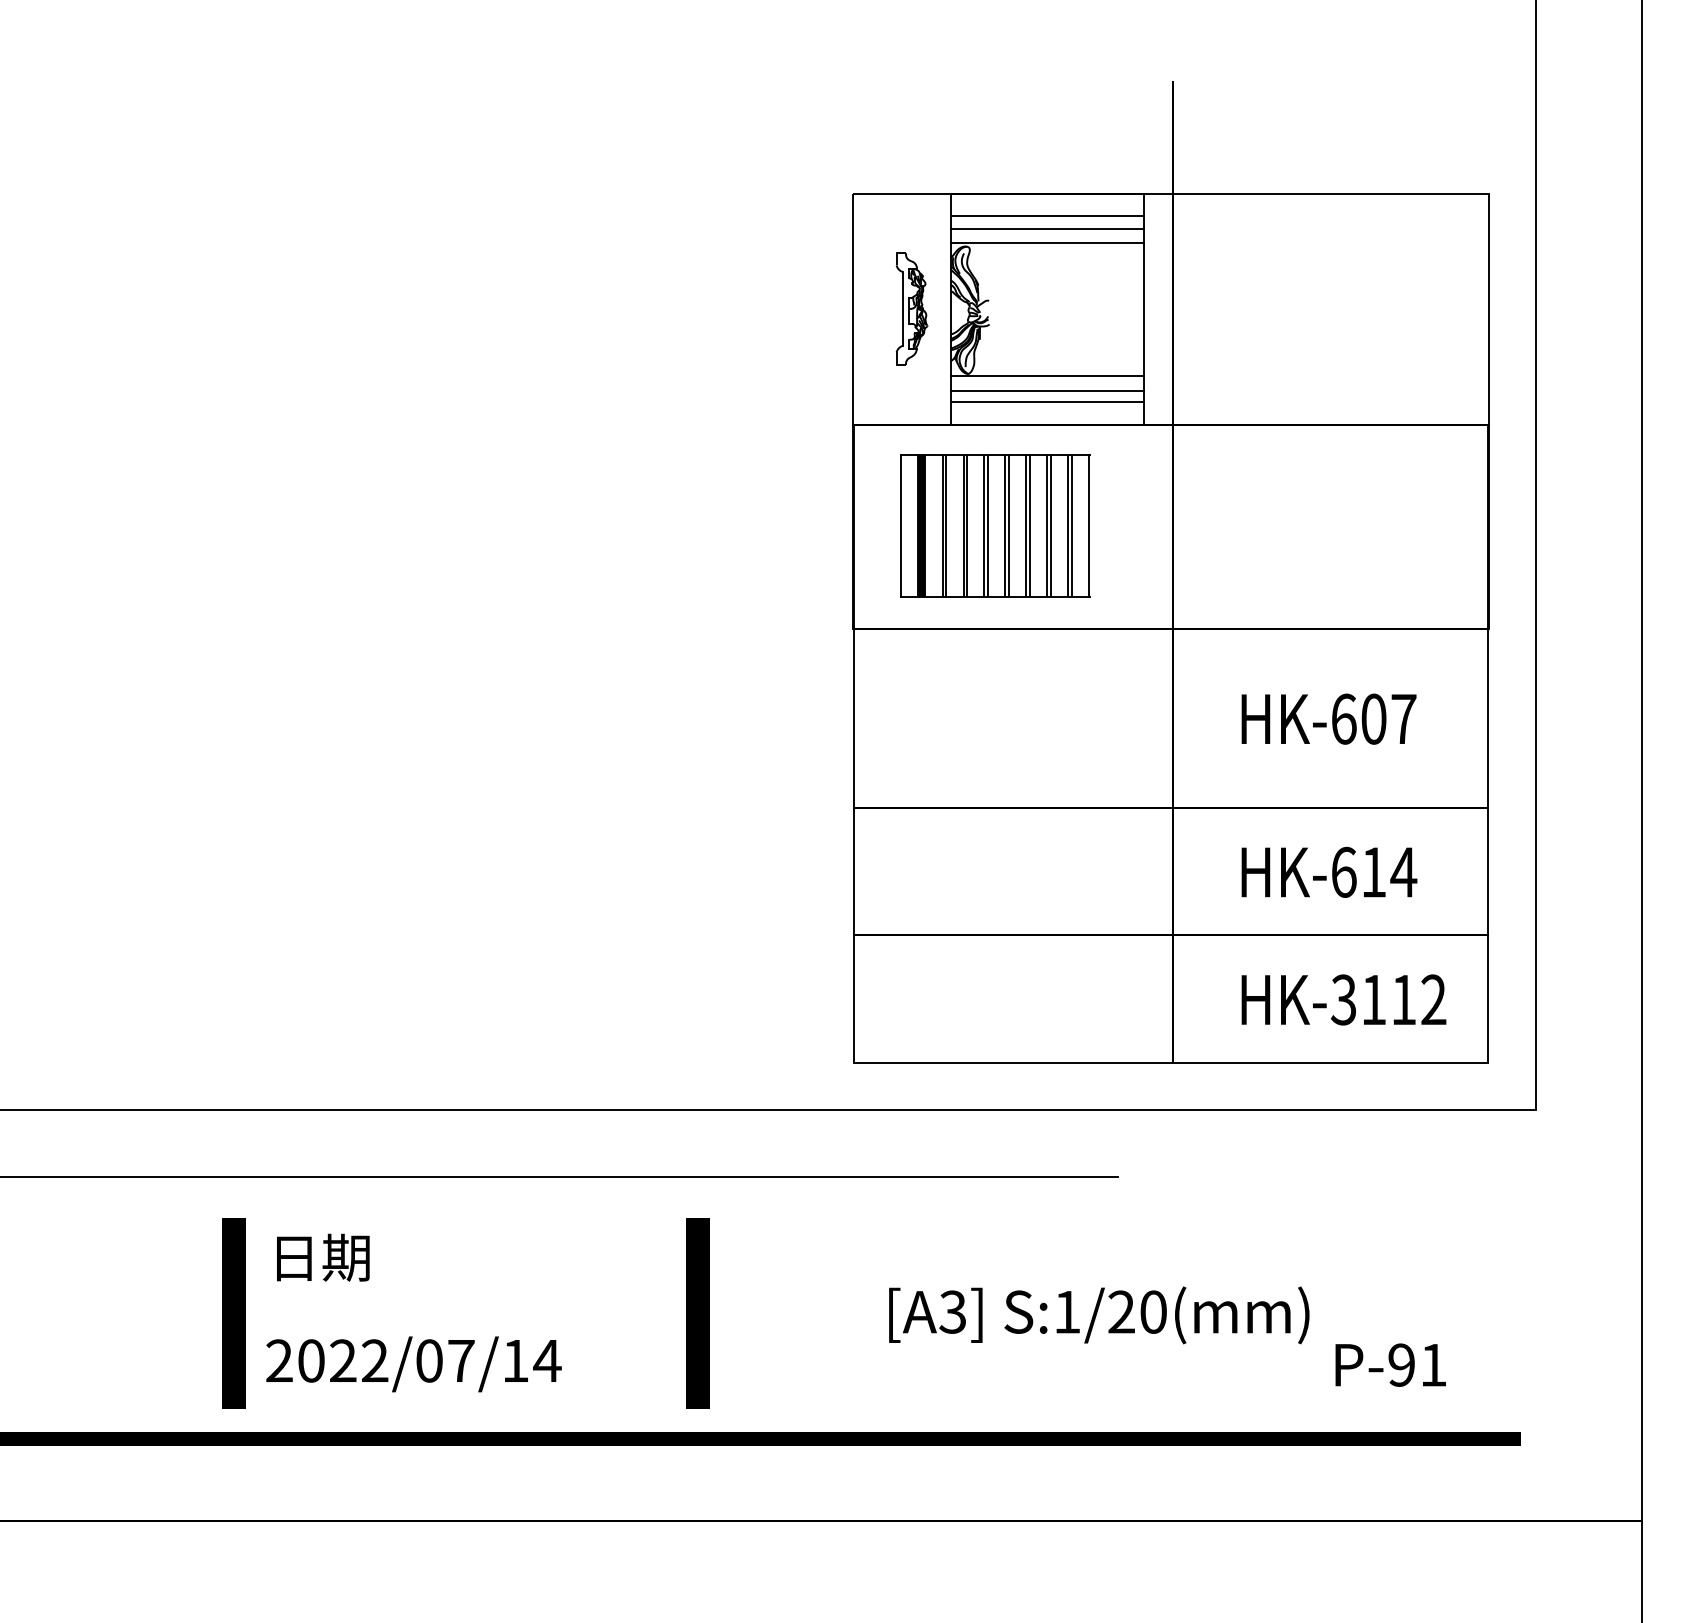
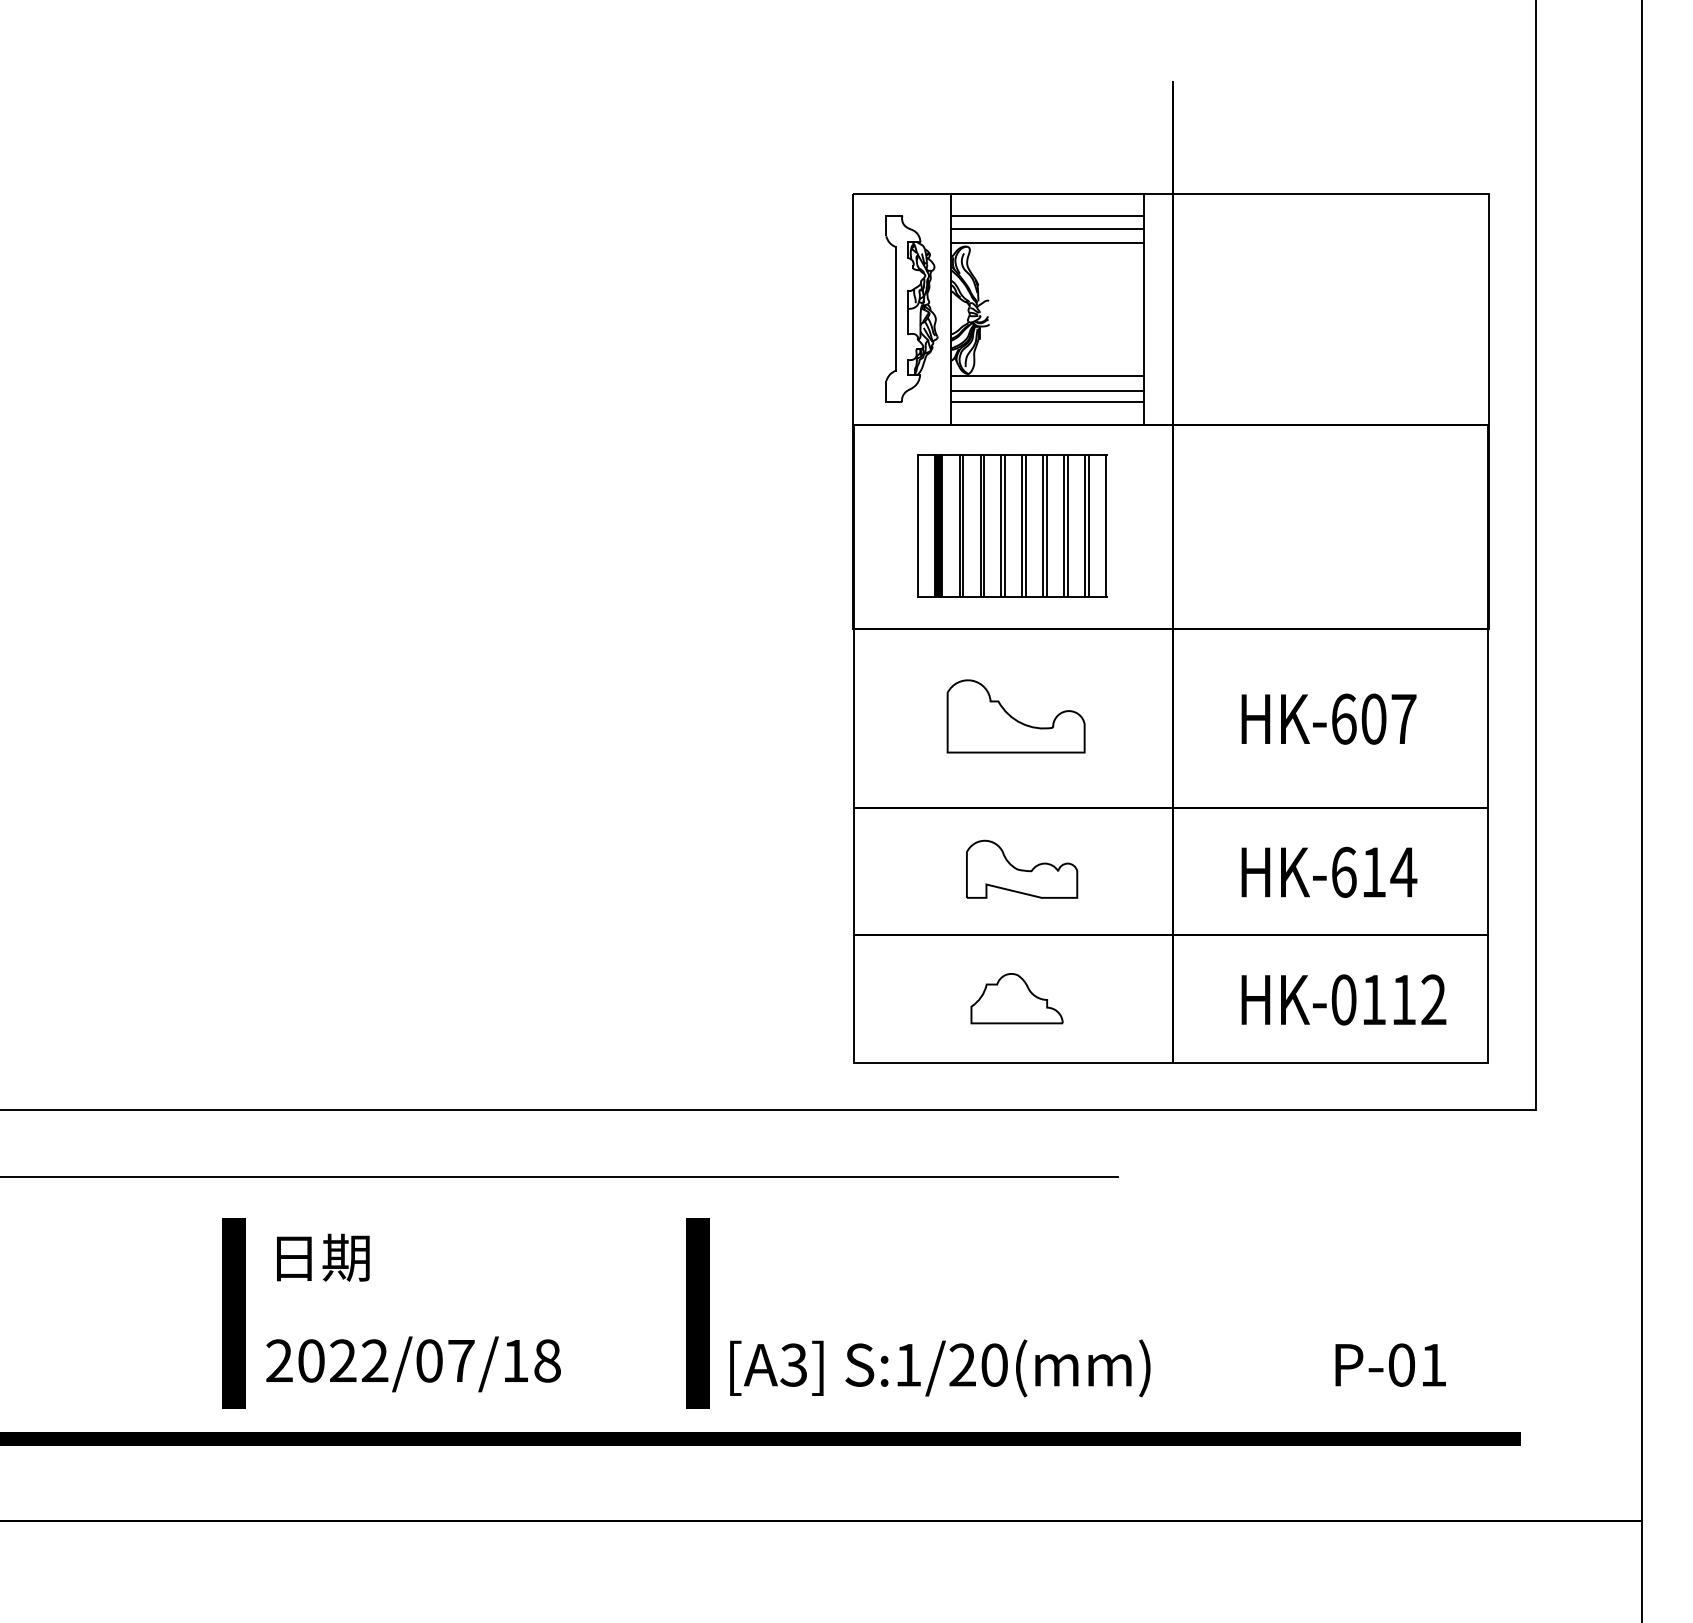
part size: 34x114 px -> 54x188 px (911, 308)
part position: (995, 525) -> (1012, 525) (1012, 525)
part: none -> present (1015, 716)
part: none -> present (1022, 868)
part: none -> present (1016, 998)
text: HK-3112 -> HK-0112 (1343, 999)
text position: (1099, 1315) -> (940, 1368) (940, 1368)
text: 2022/07/14 -> 2022/07/18 (547, 1360)
text: P-91 -> P-01 (1401, 1364)
